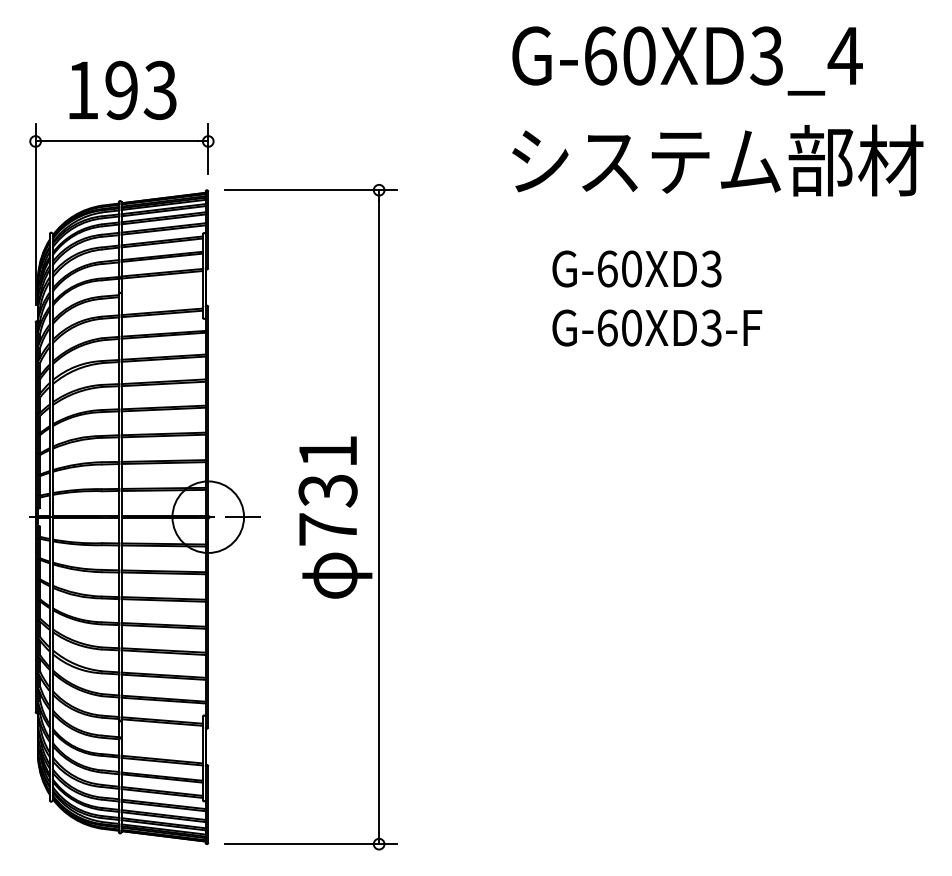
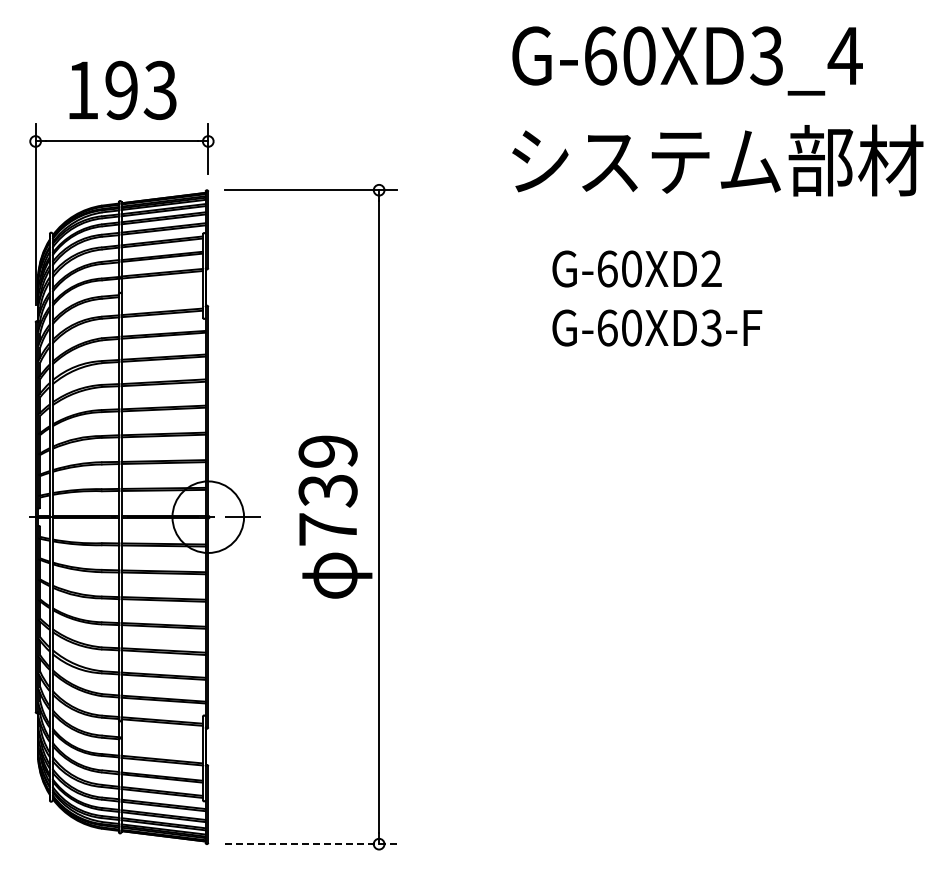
text: G-60XD3 -> G-60XD2 (711, 269)
text: 731 -> 739 (327, 451)
line: solid -> dashed (311, 844)
